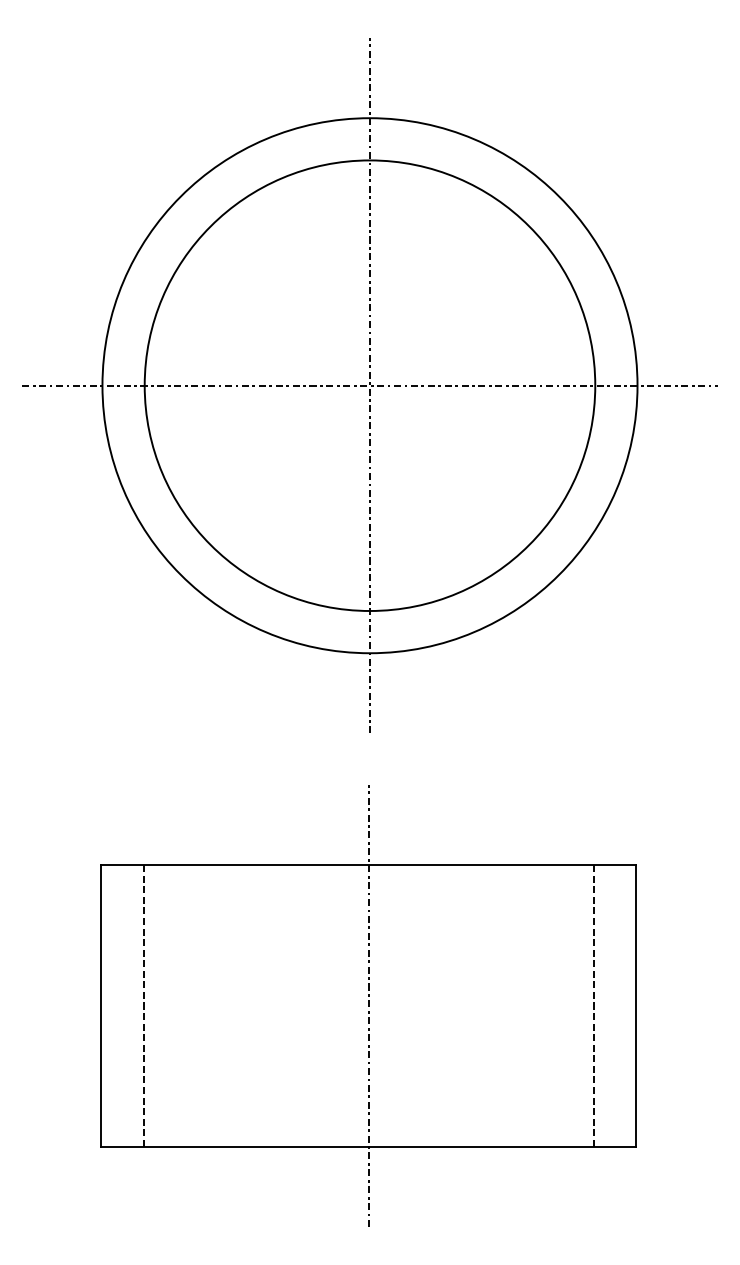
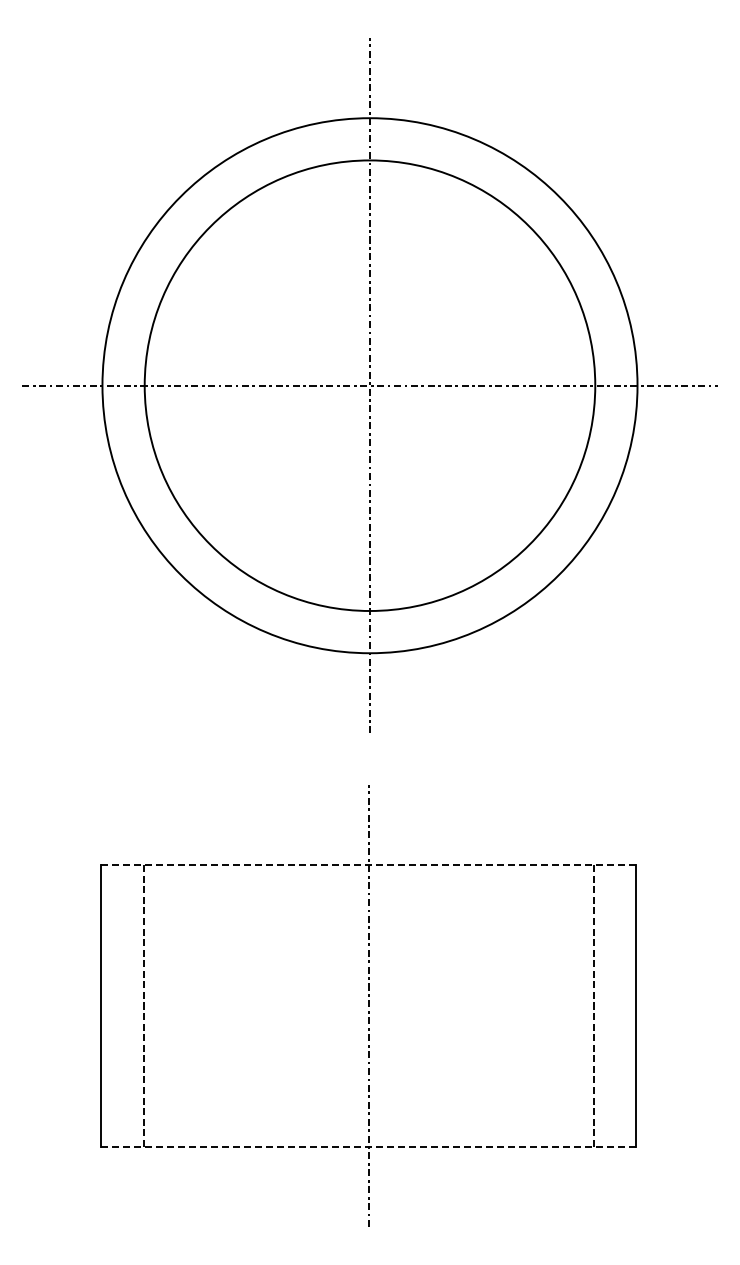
line: solid -> dashed (368, 865)
line: solid -> dashed (368, 1146)
